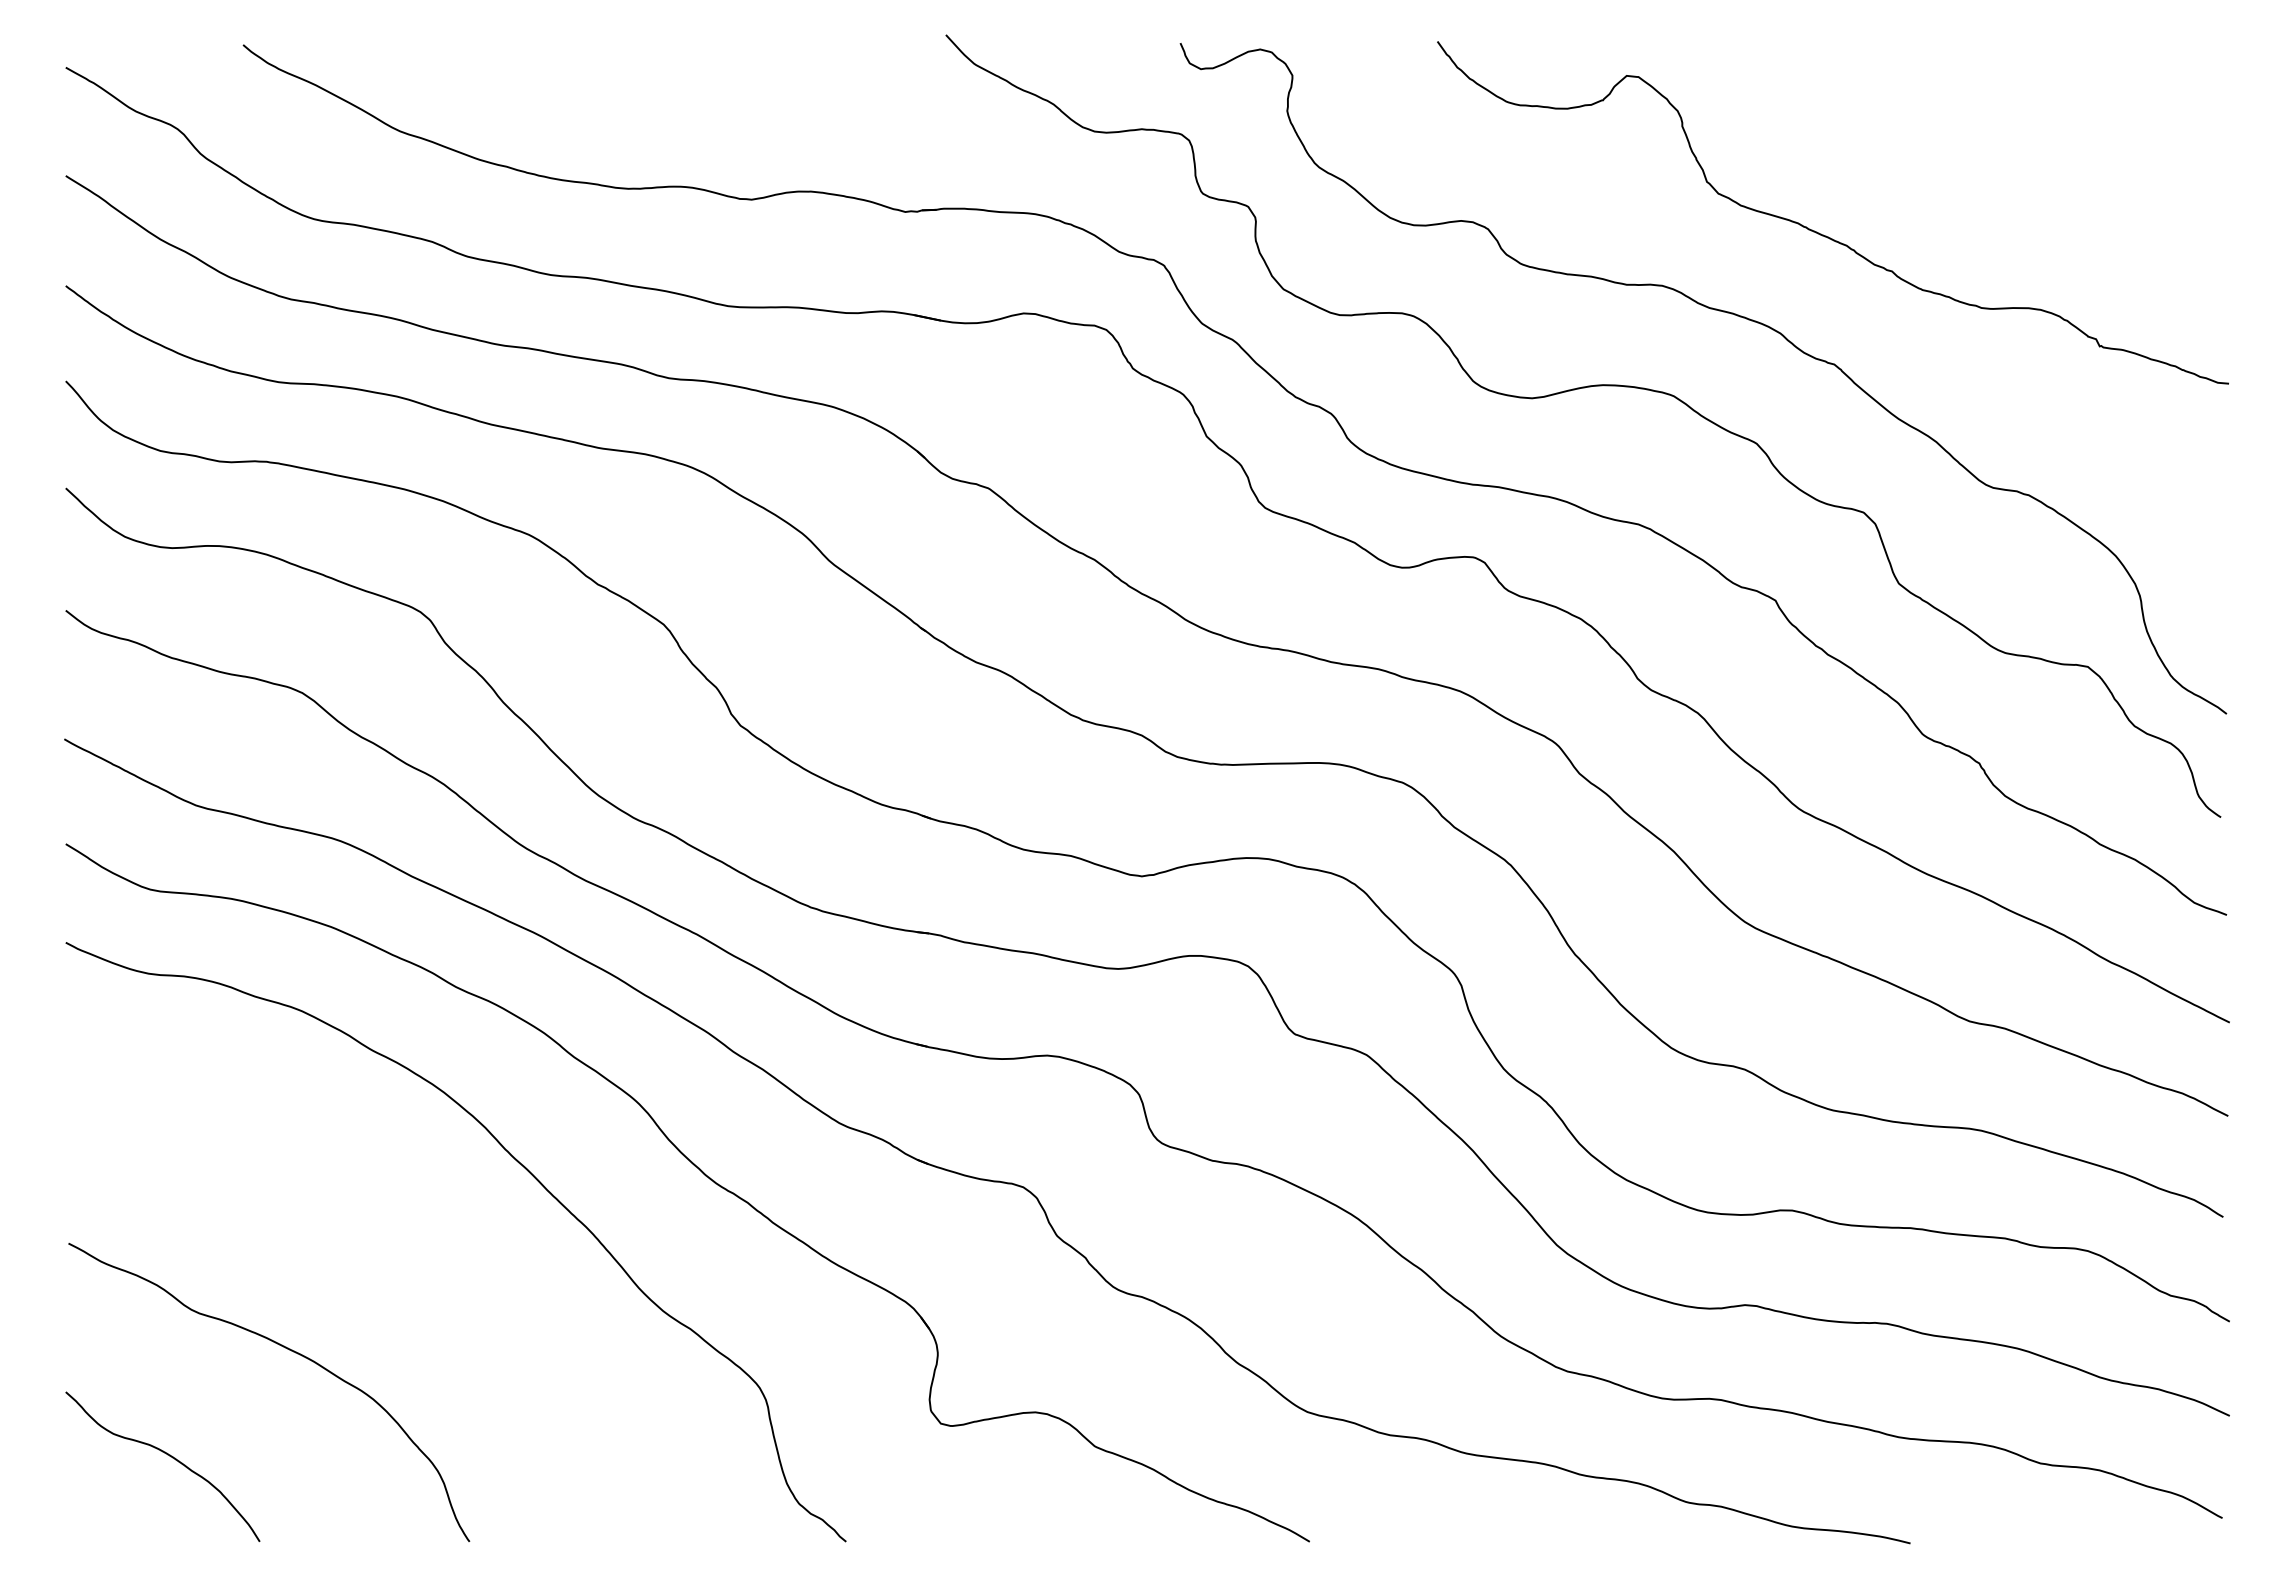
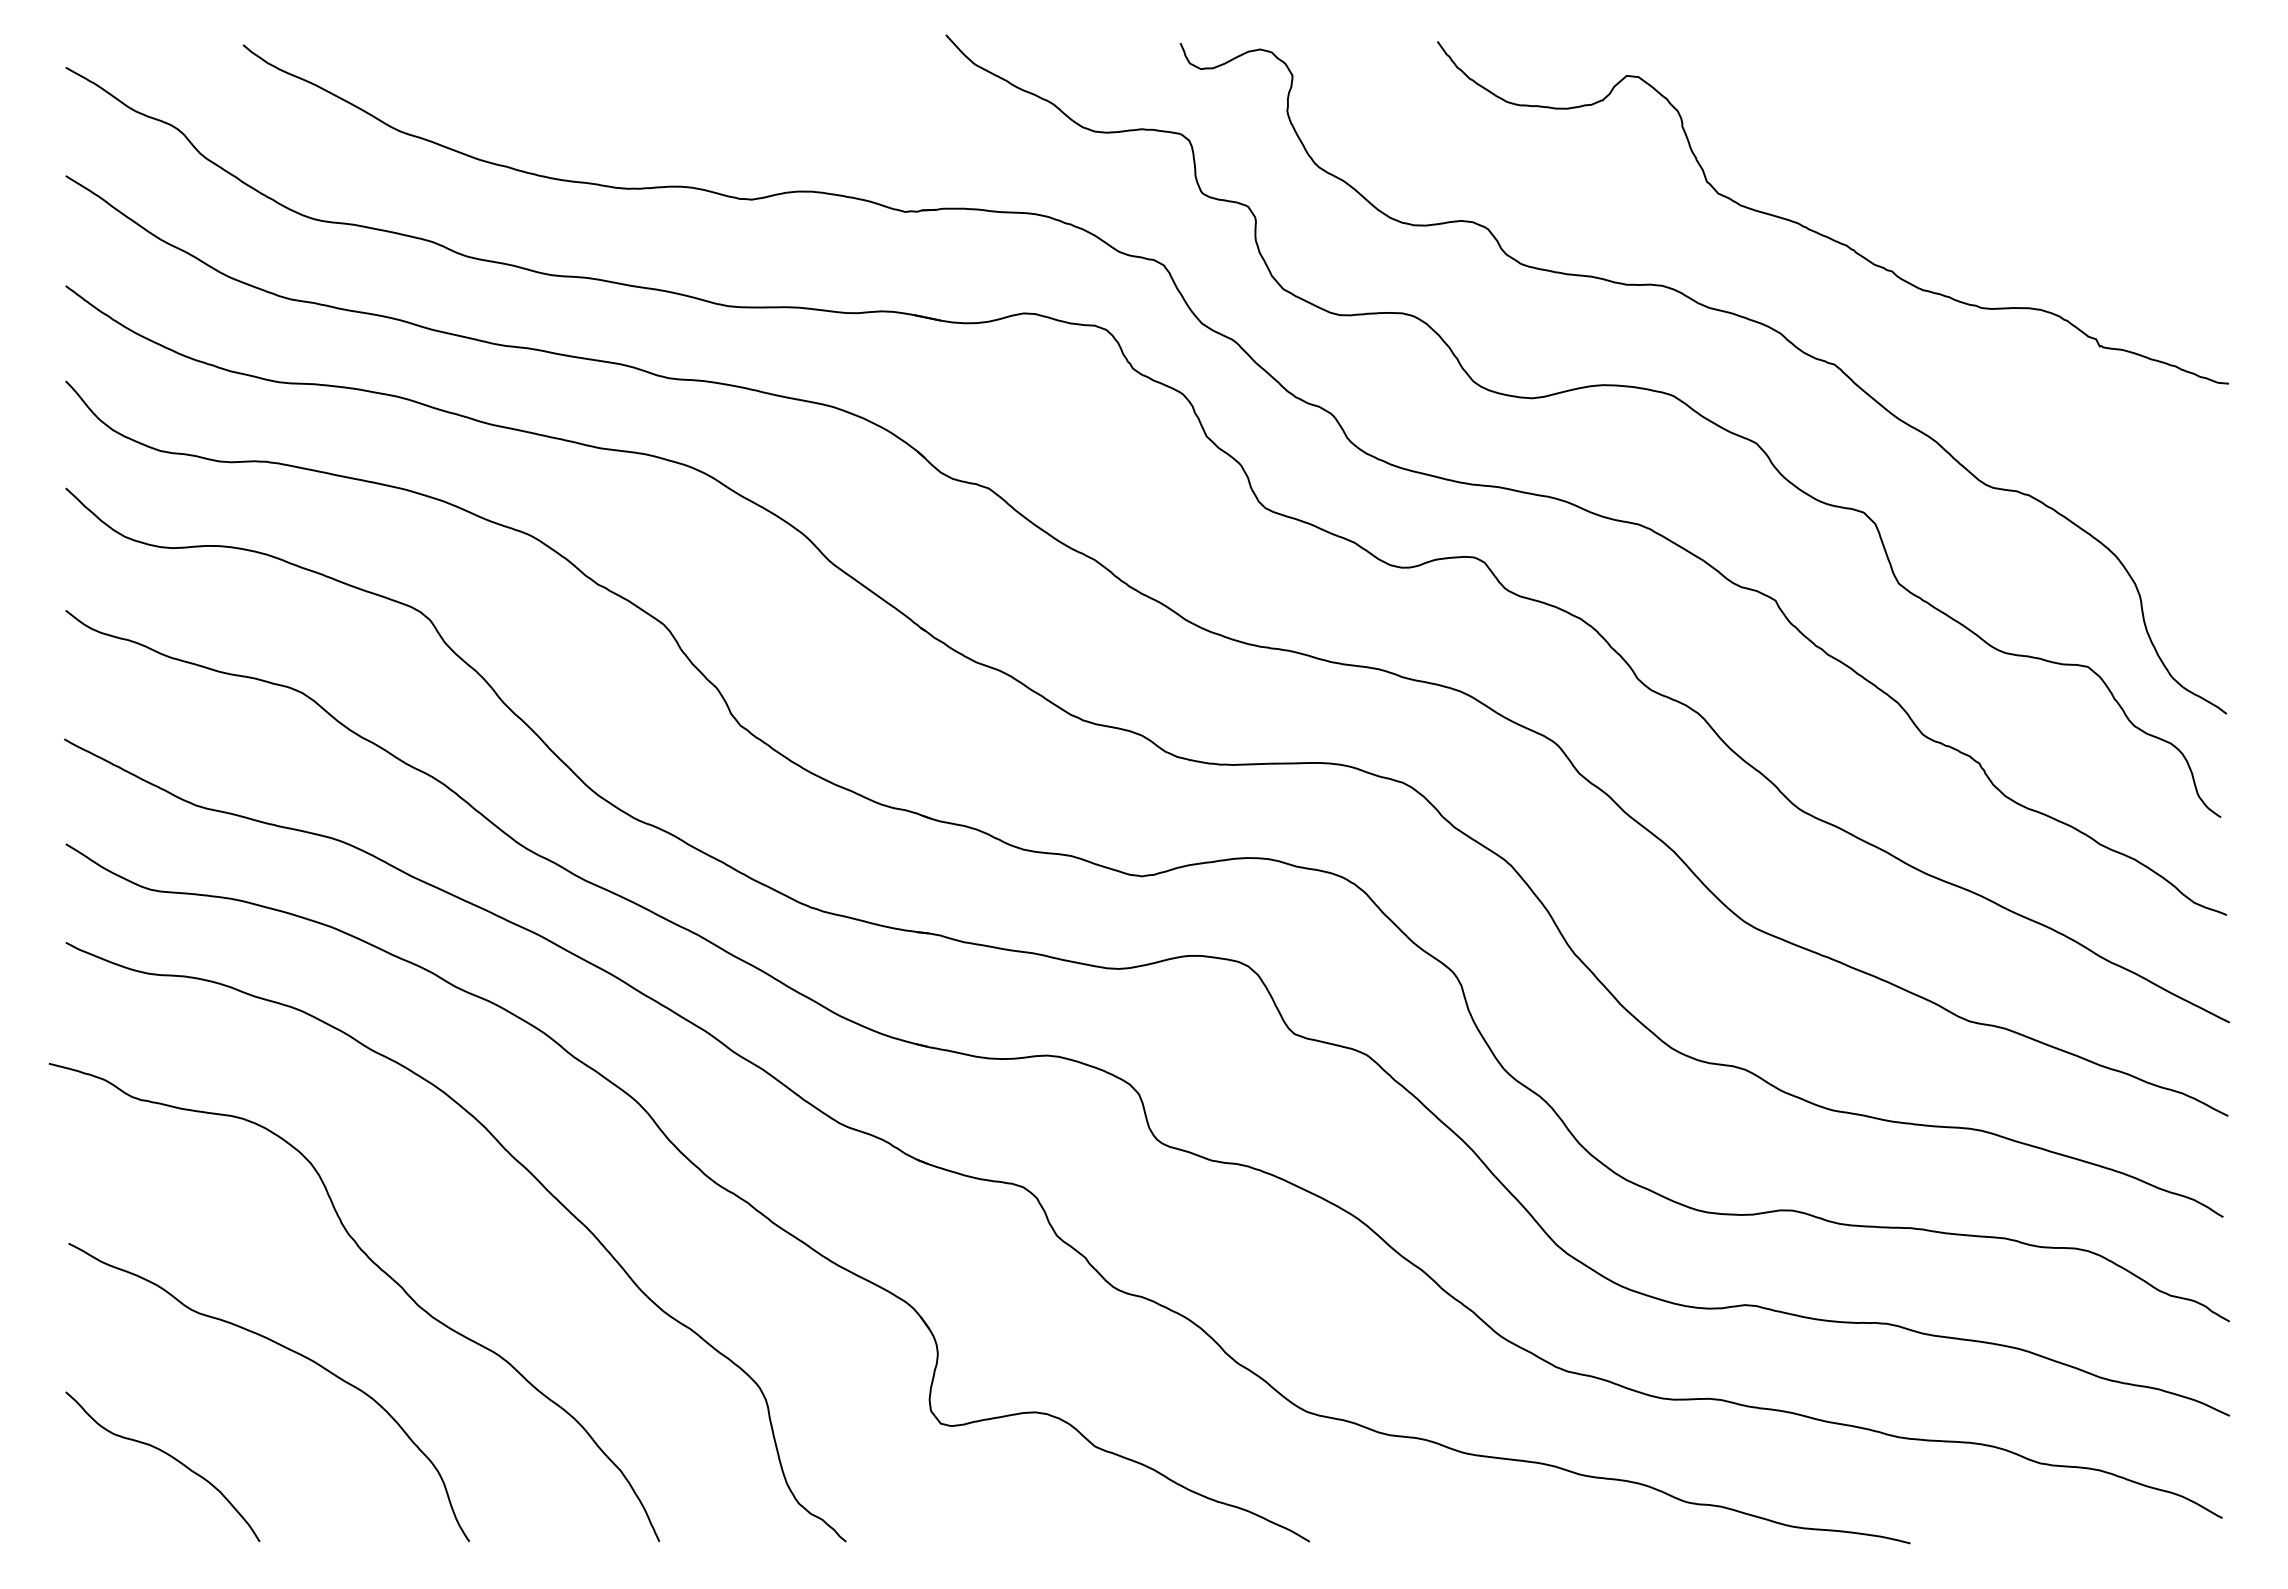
curve: none -> present (380, 1270)
